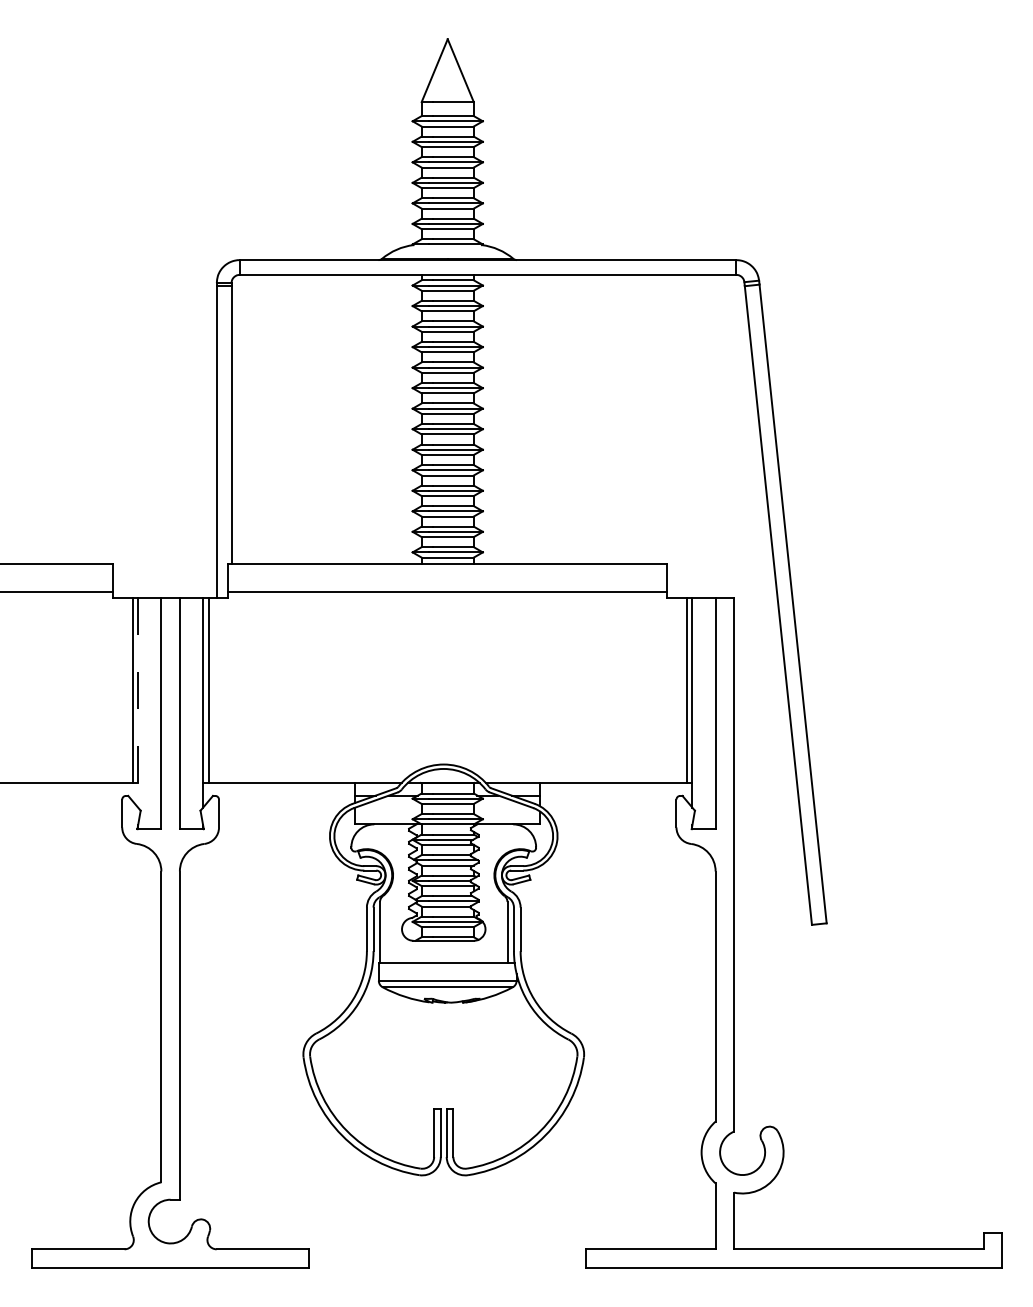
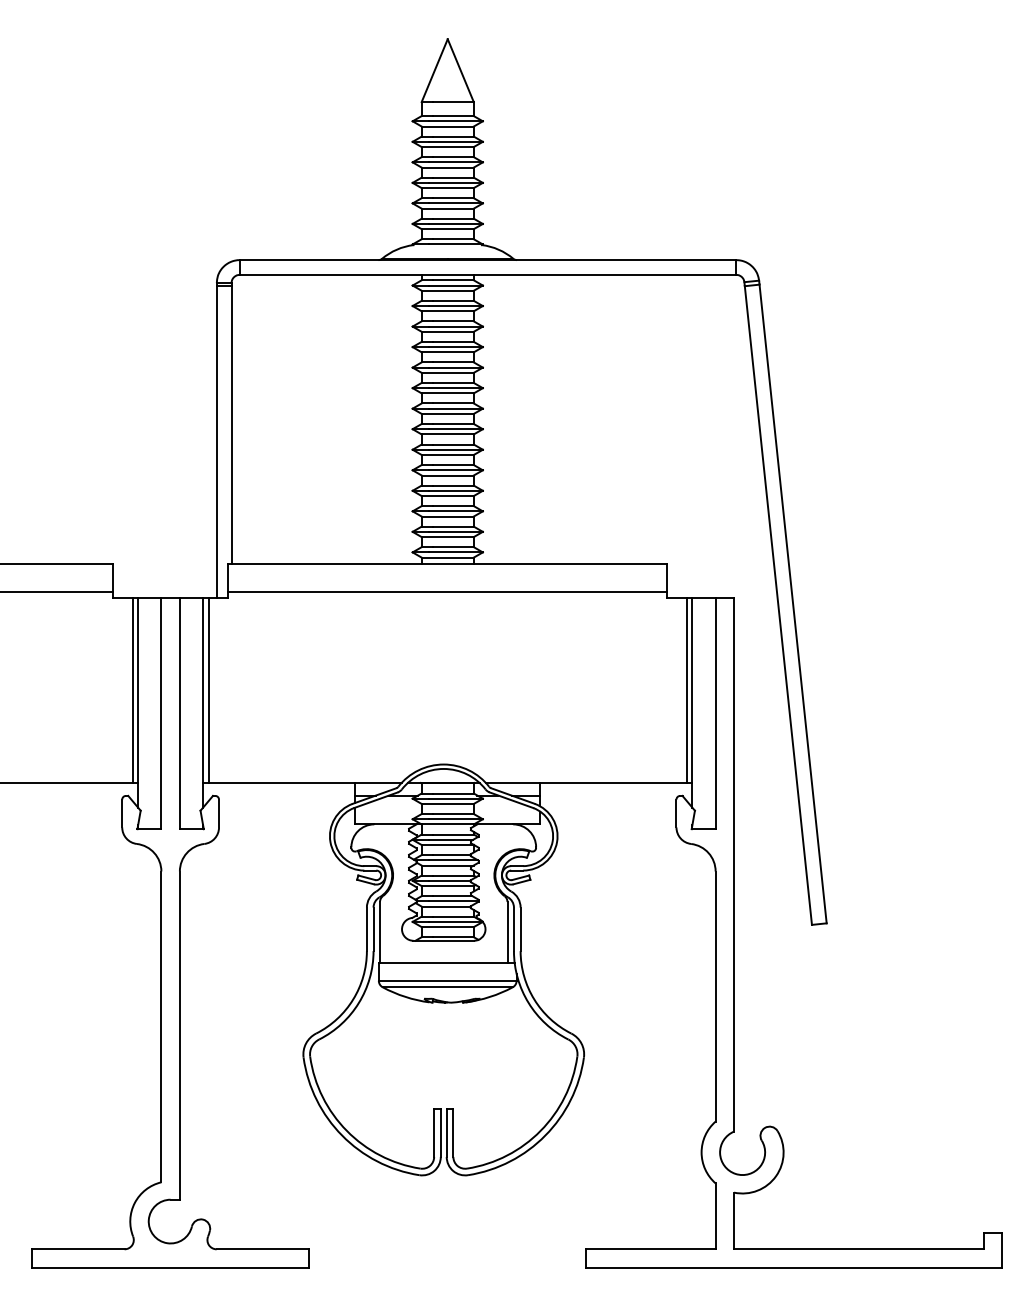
line: dashed -> solid (138, 702)
